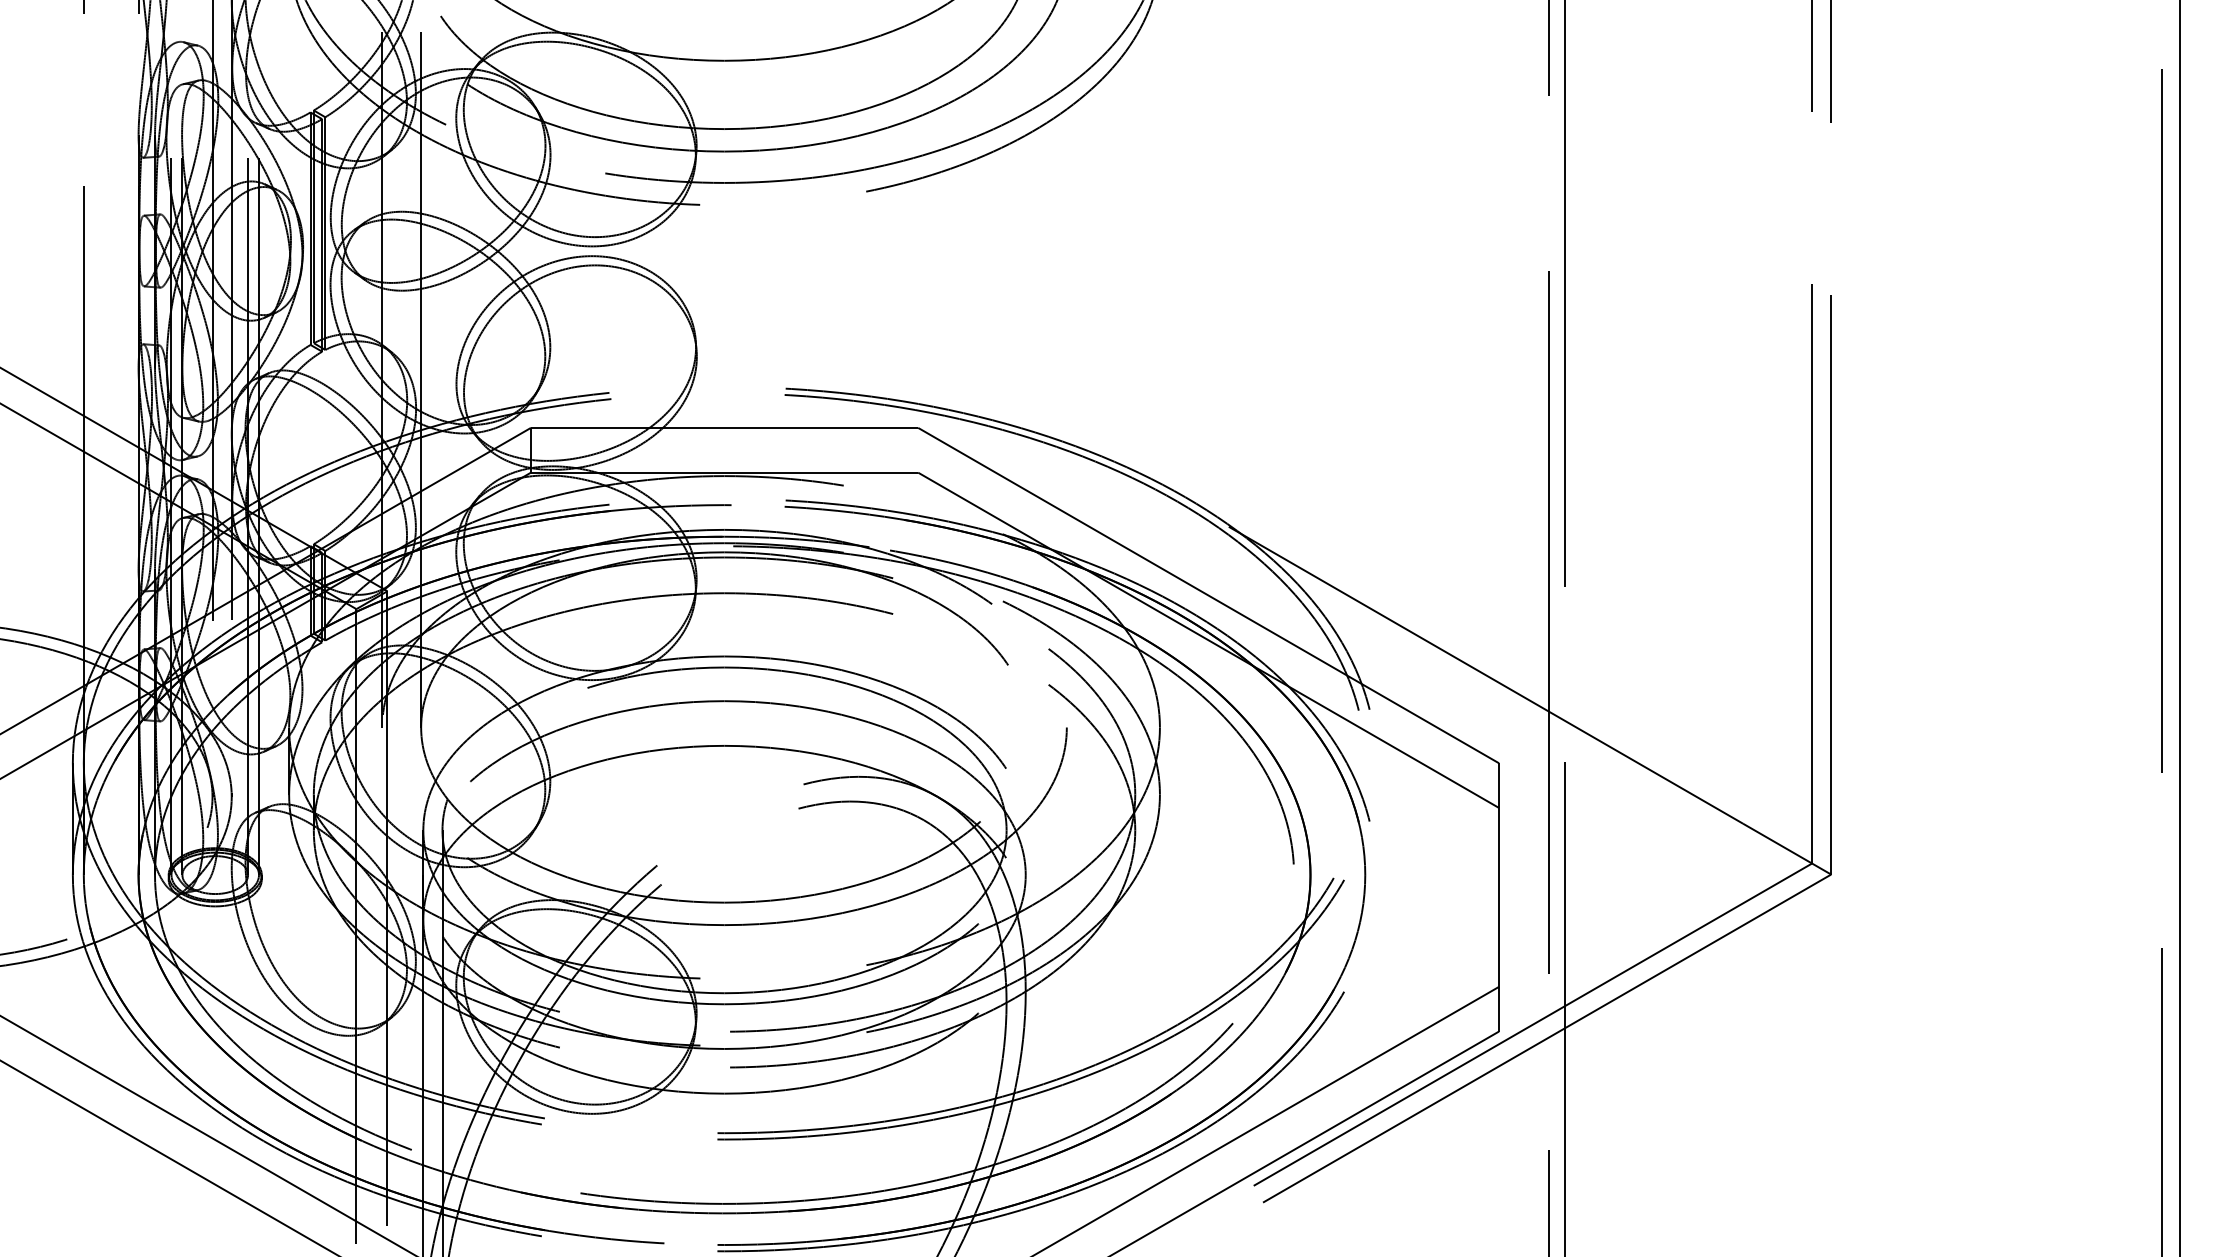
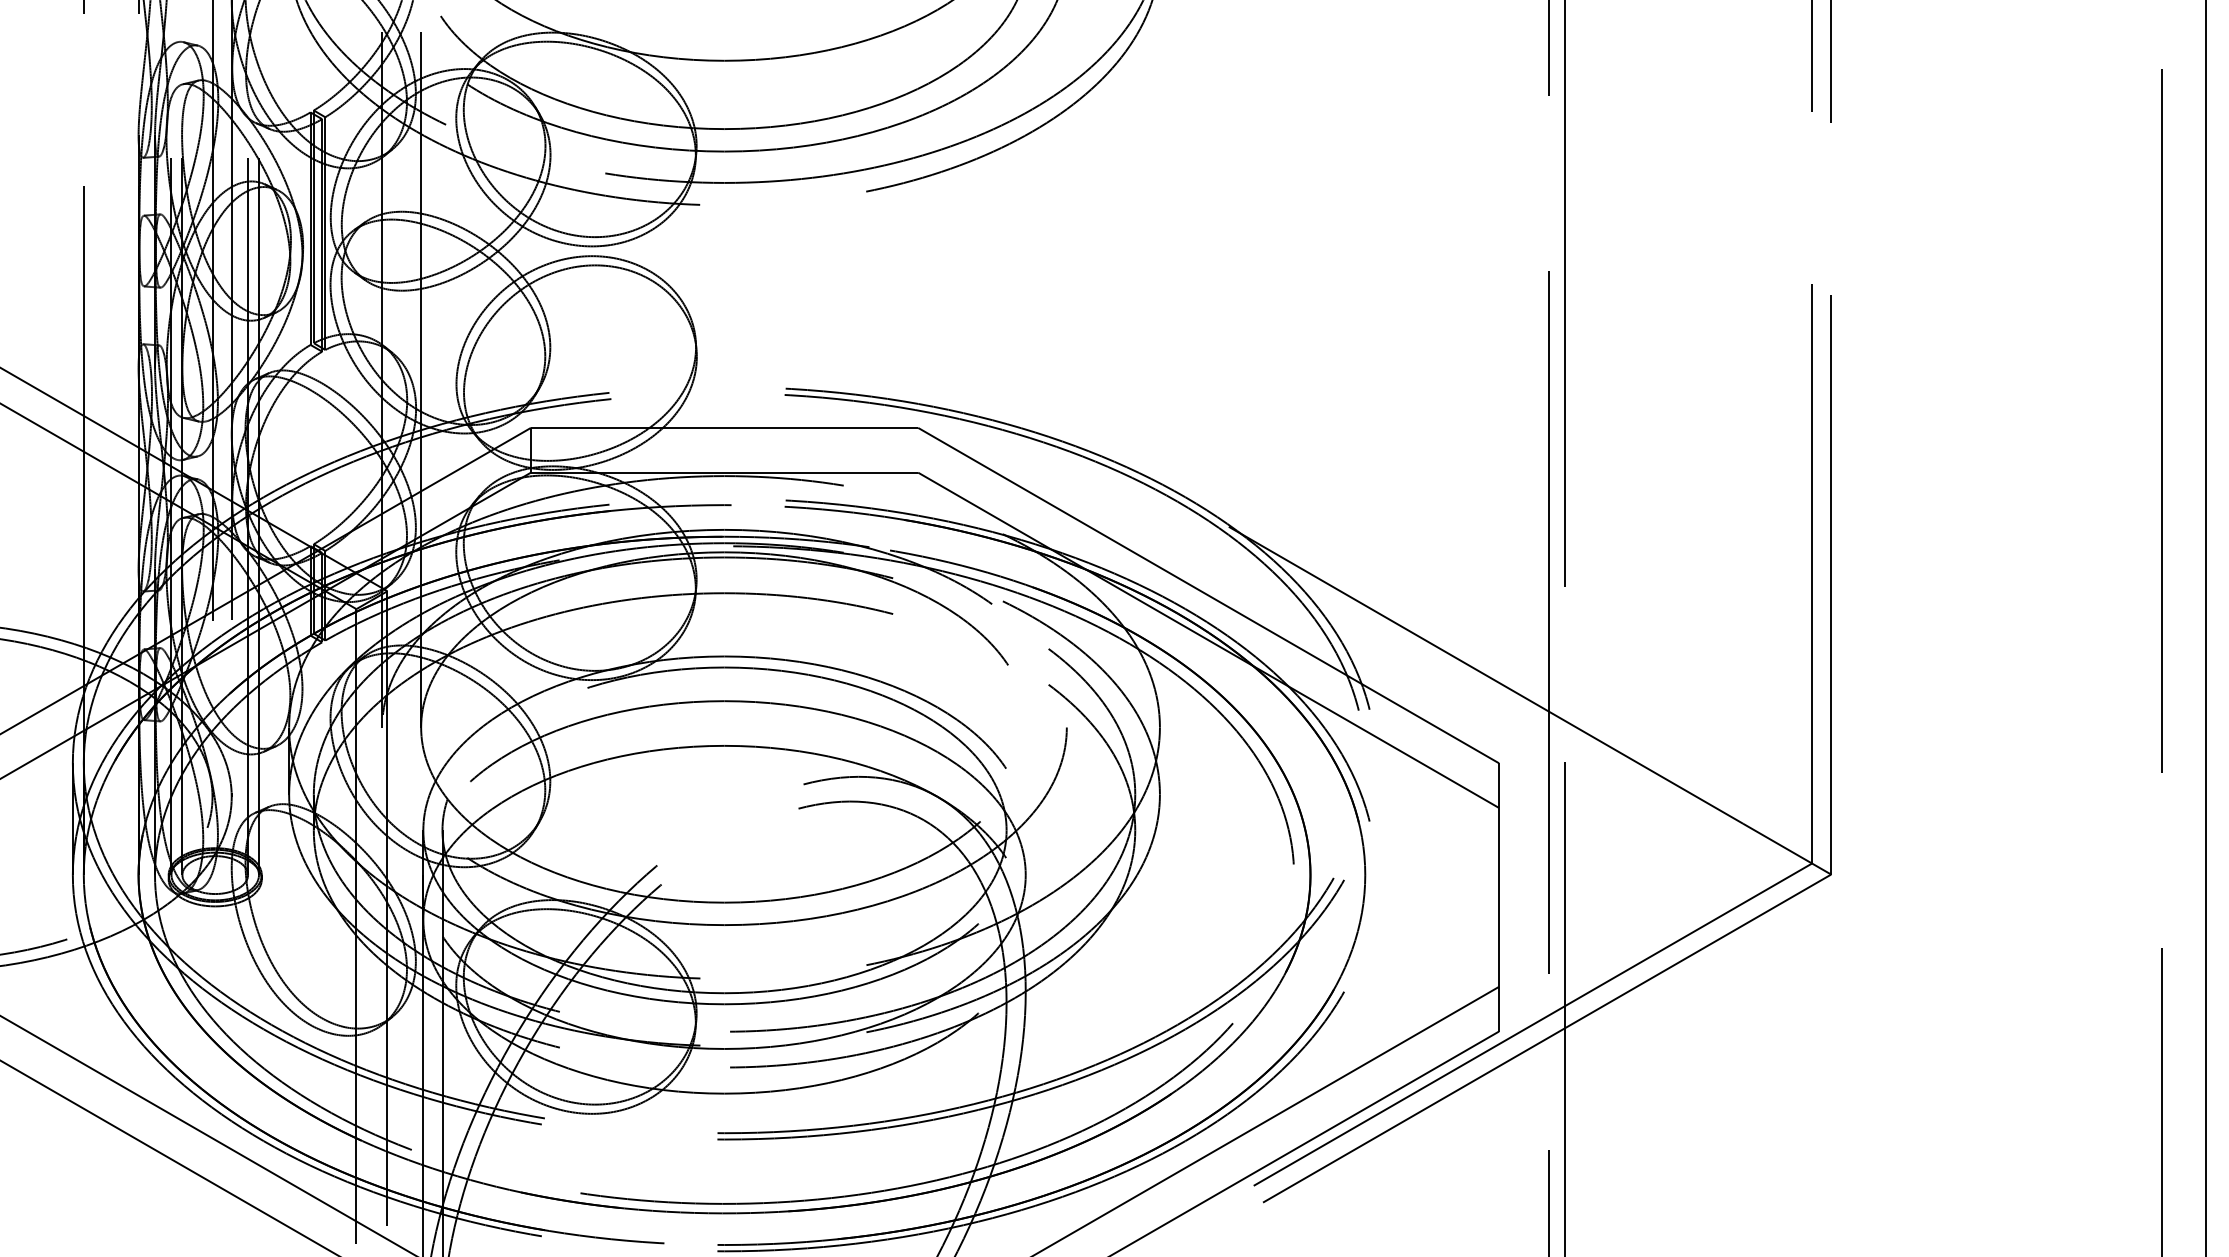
line position: (2179, 627) -> (2205, 627) (2205, 627)
